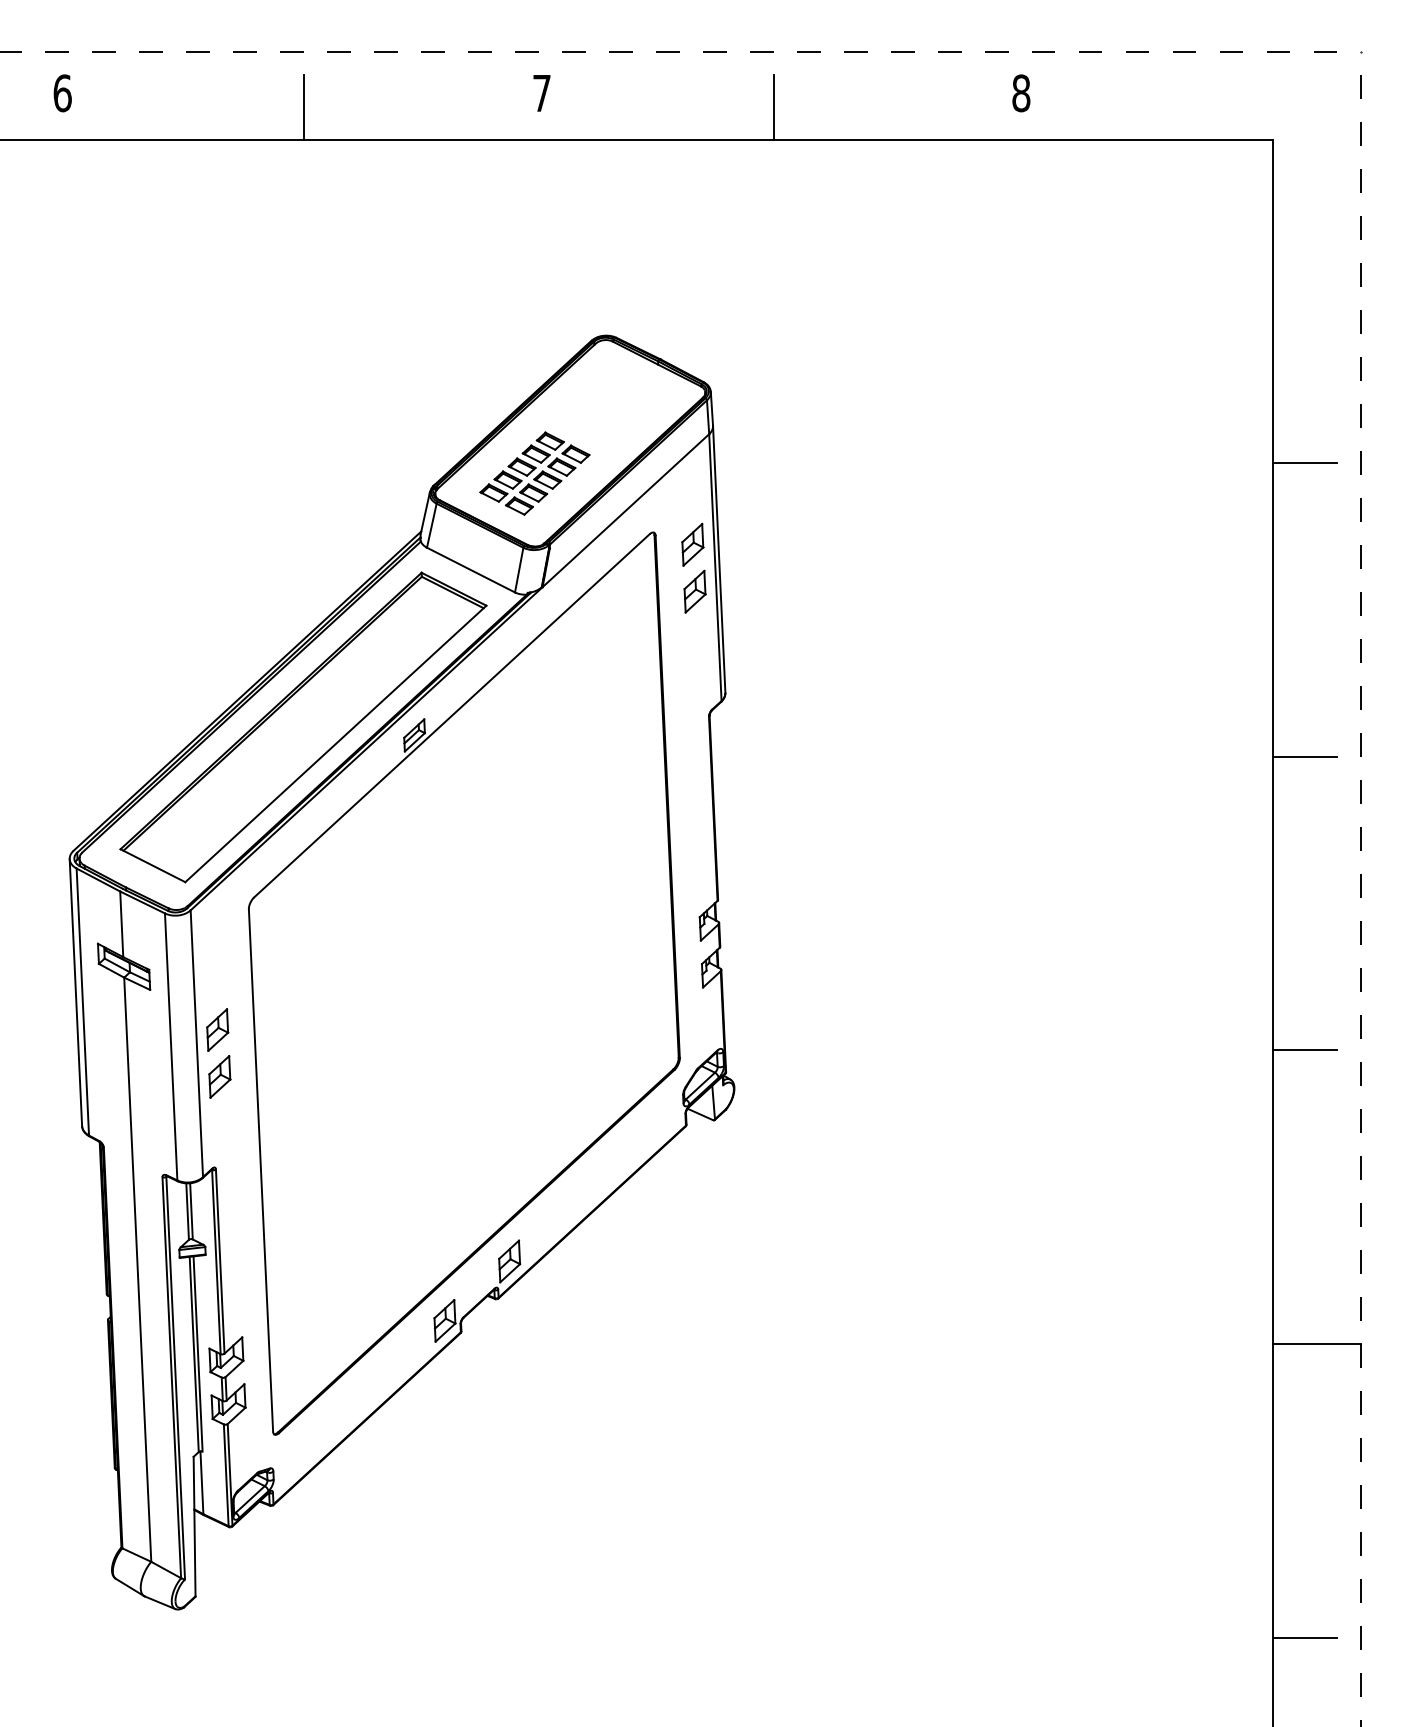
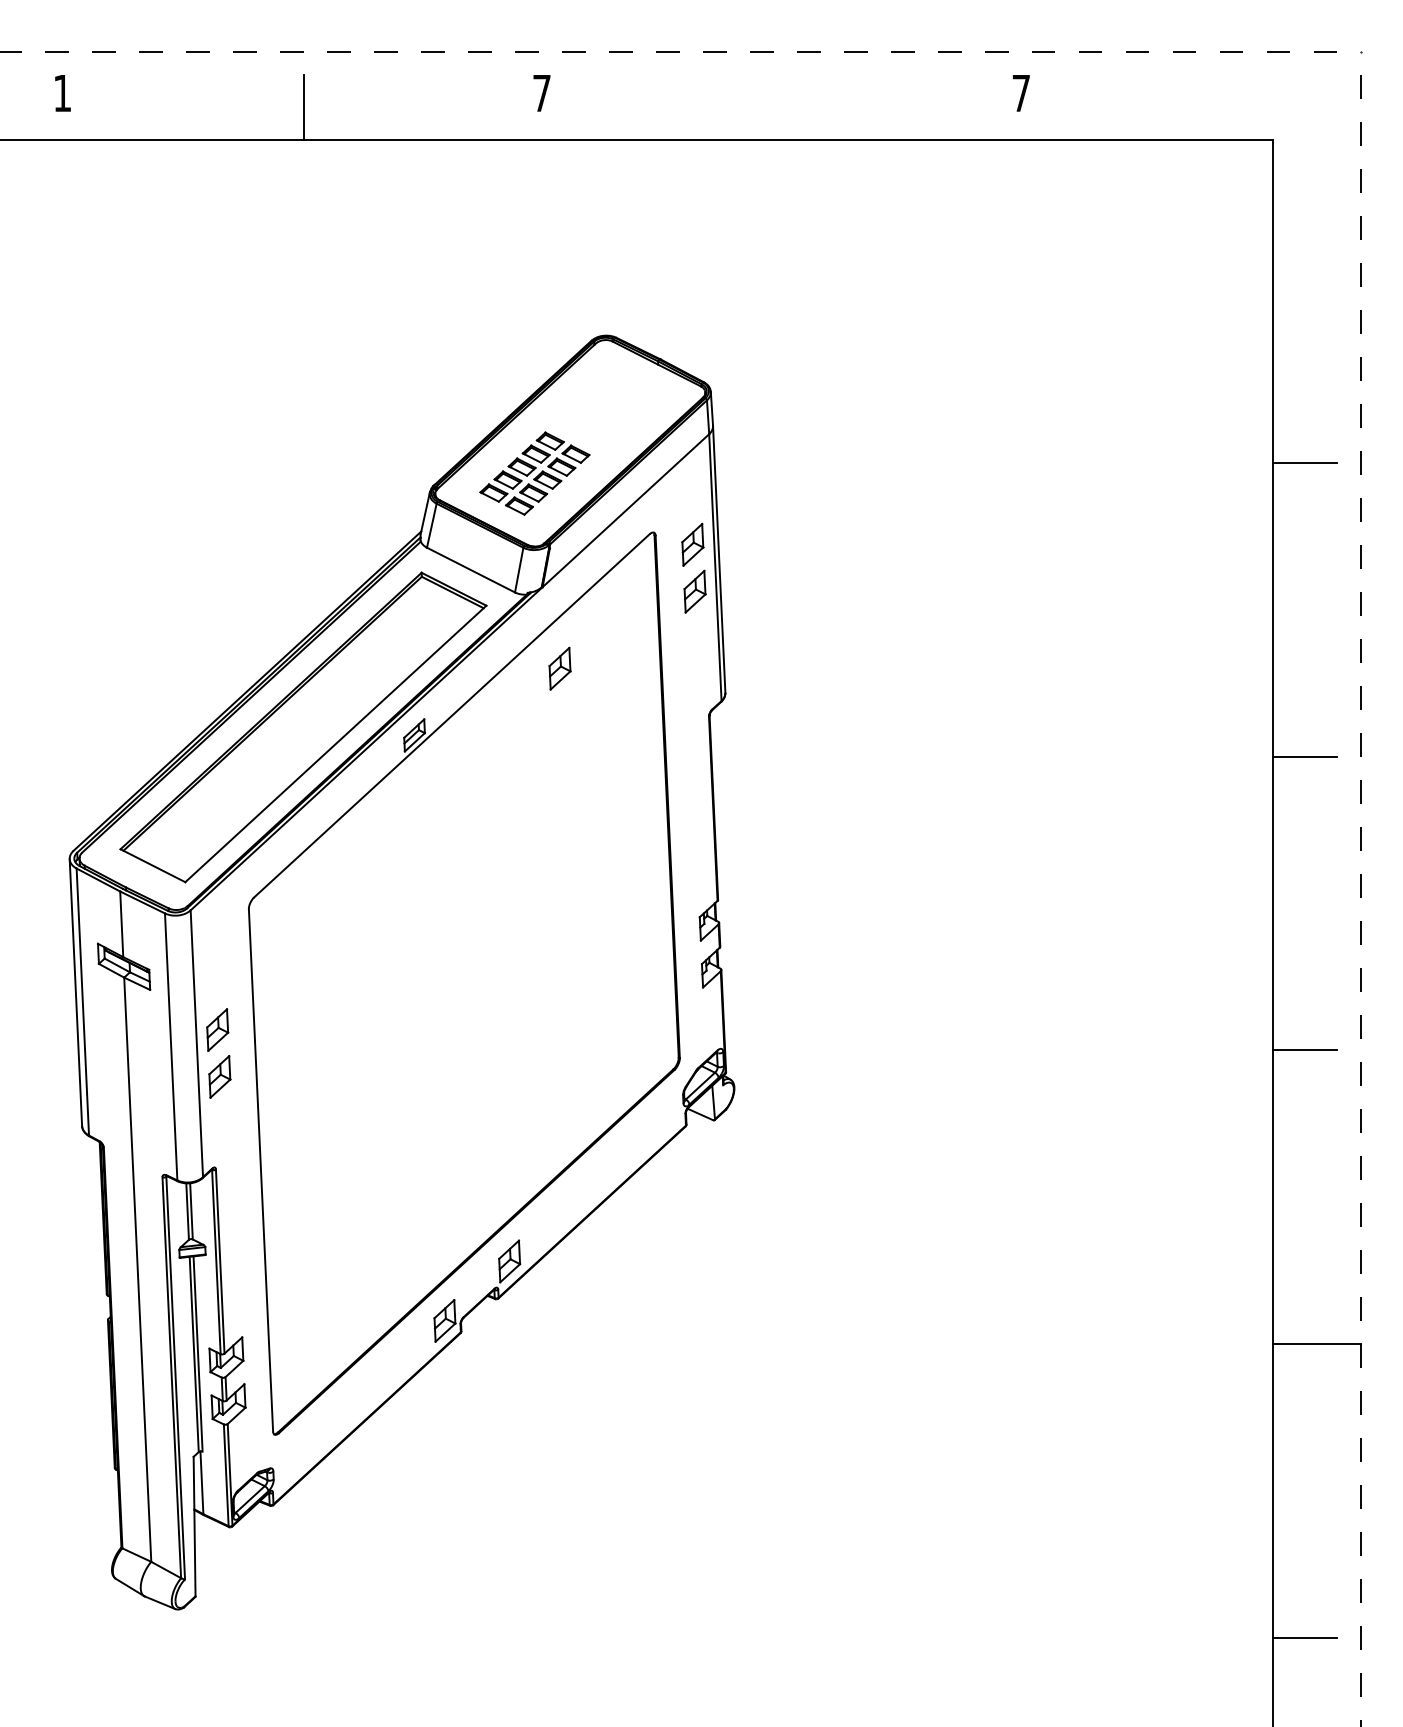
text: 6 -> 1 (62, 93)
text: 8 -> 7 (1021, 93)
line: present -> none (773, 107)
part: none -> present (559, 668)
